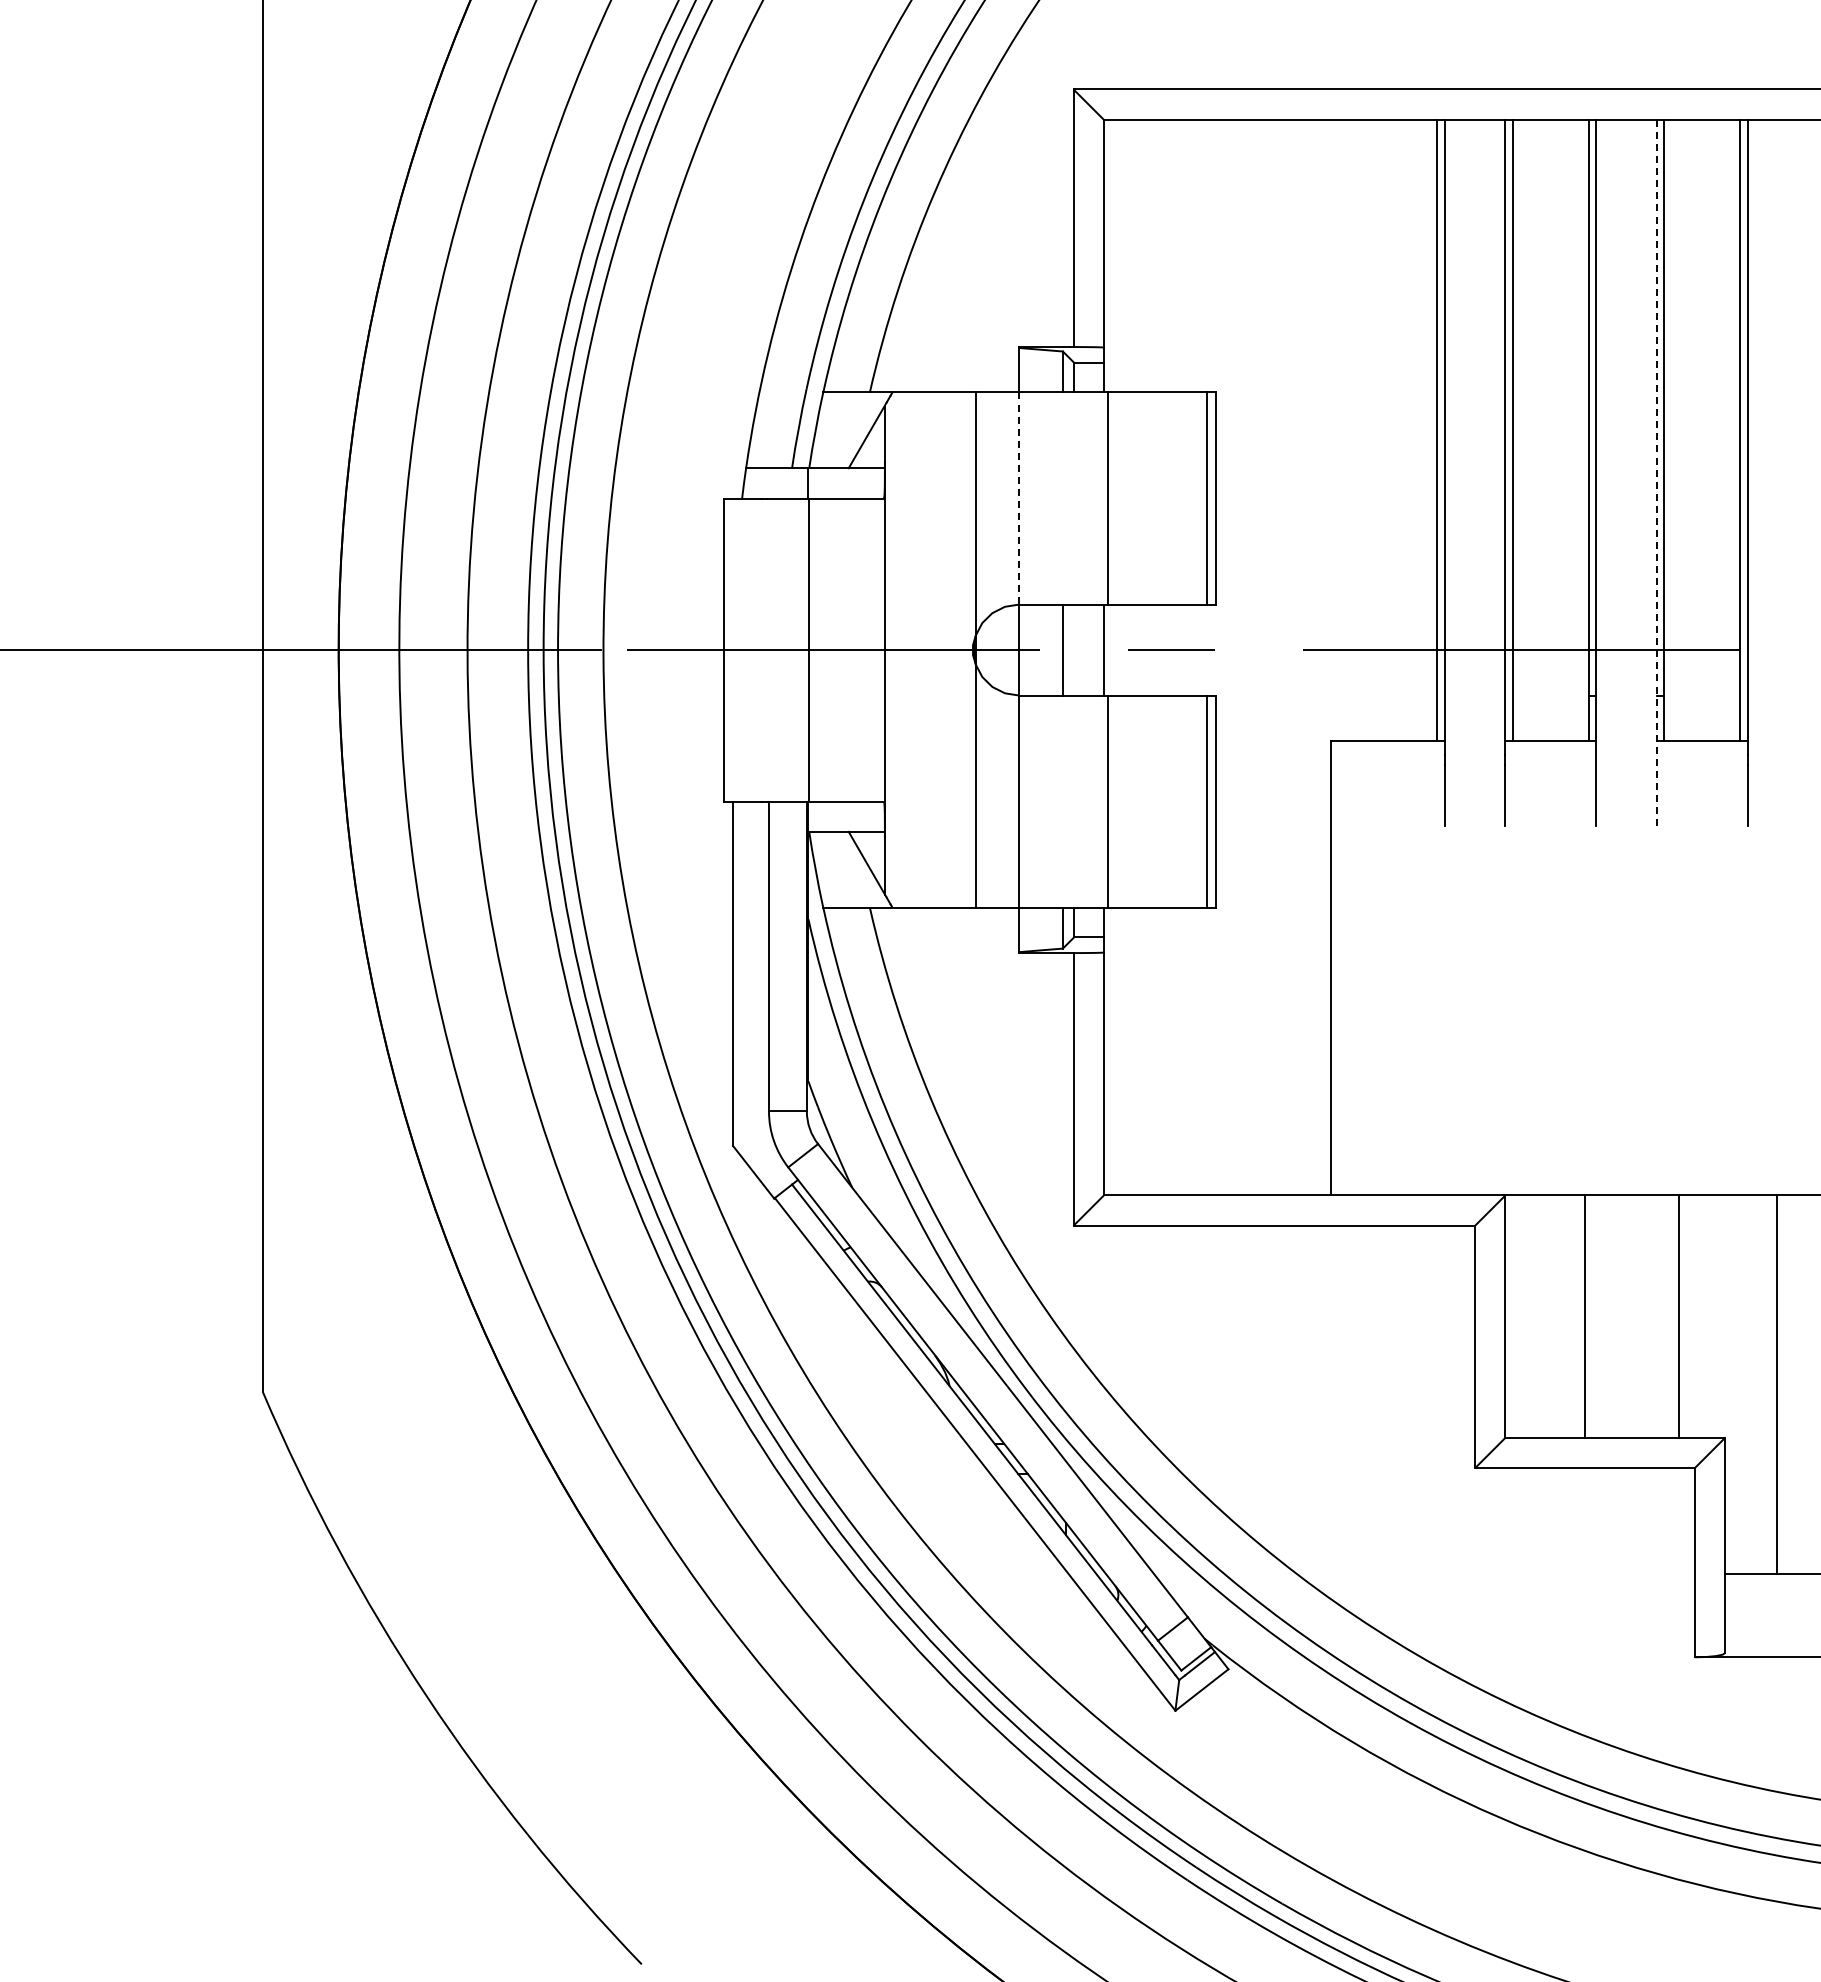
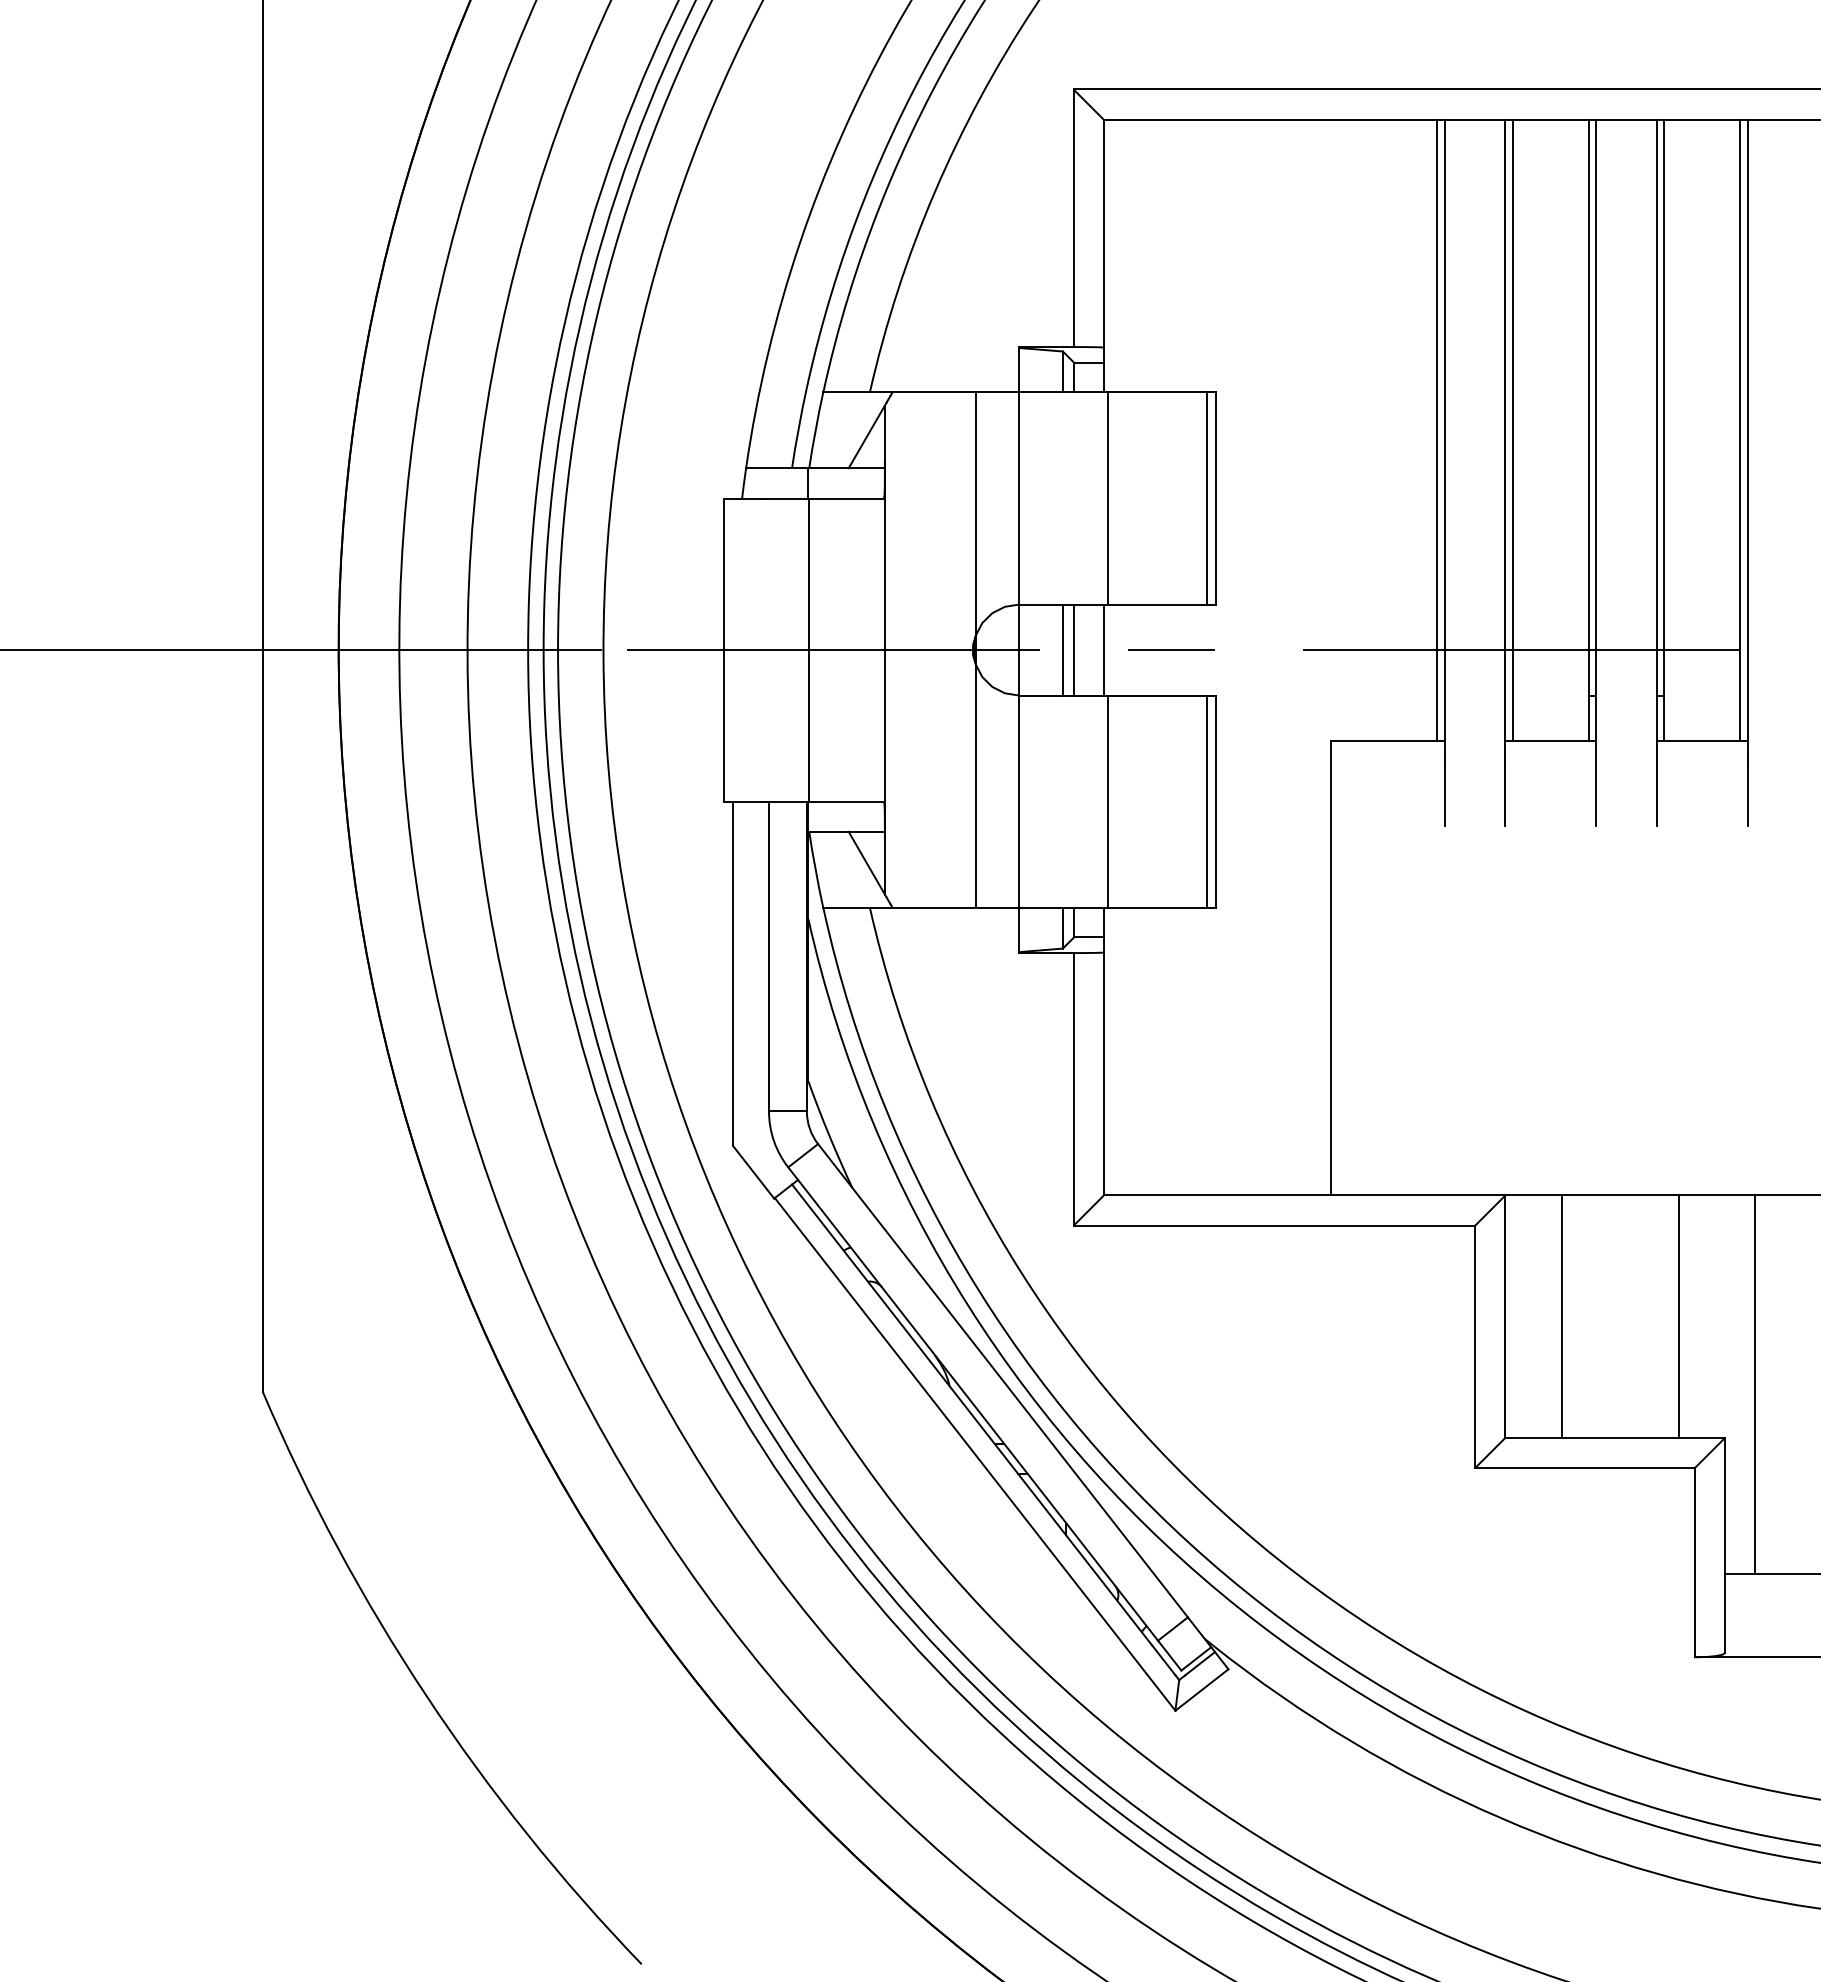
line: dashed -> solid (1656, 472)
line: dashed -> solid (1018, 499)
line: none -> present (1074, 649)
line position: (1585, 1316) -> (1562, 1316) (1562, 1316)
line position: (1776, 1384) -> (1754, 1384) (1754, 1384)
